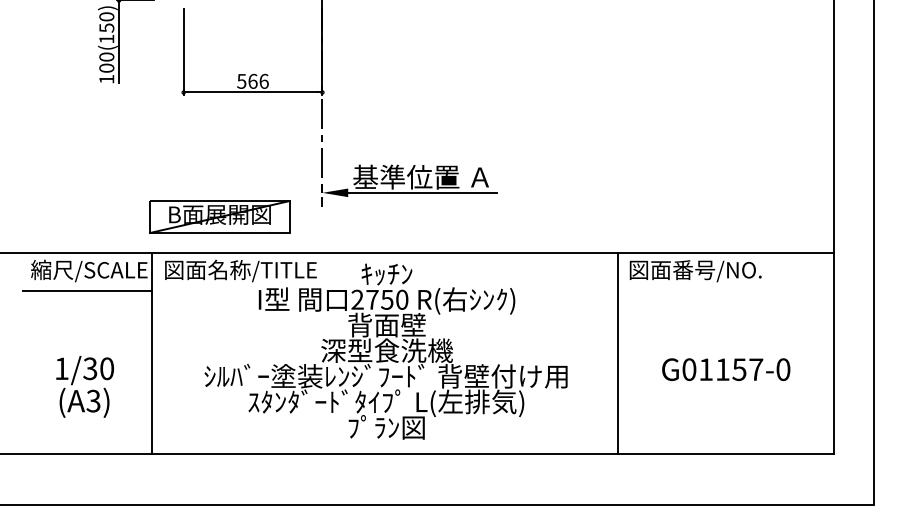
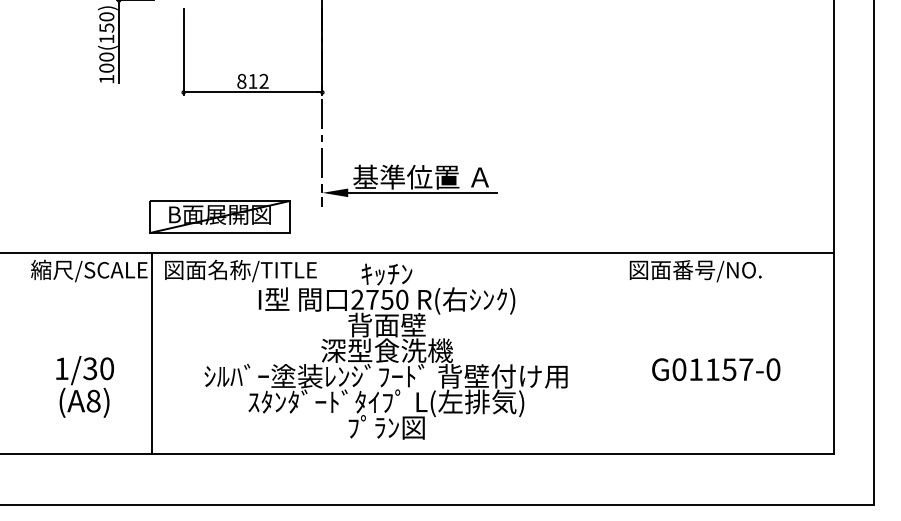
text: 566 -> 812 (252, 80)
line: present -> none (87, 291)
line: present -> none (618, 353)
text position: (726, 369) -> (716, 369) (716, 369)
text: (A3) -> (A8) (93, 400)
